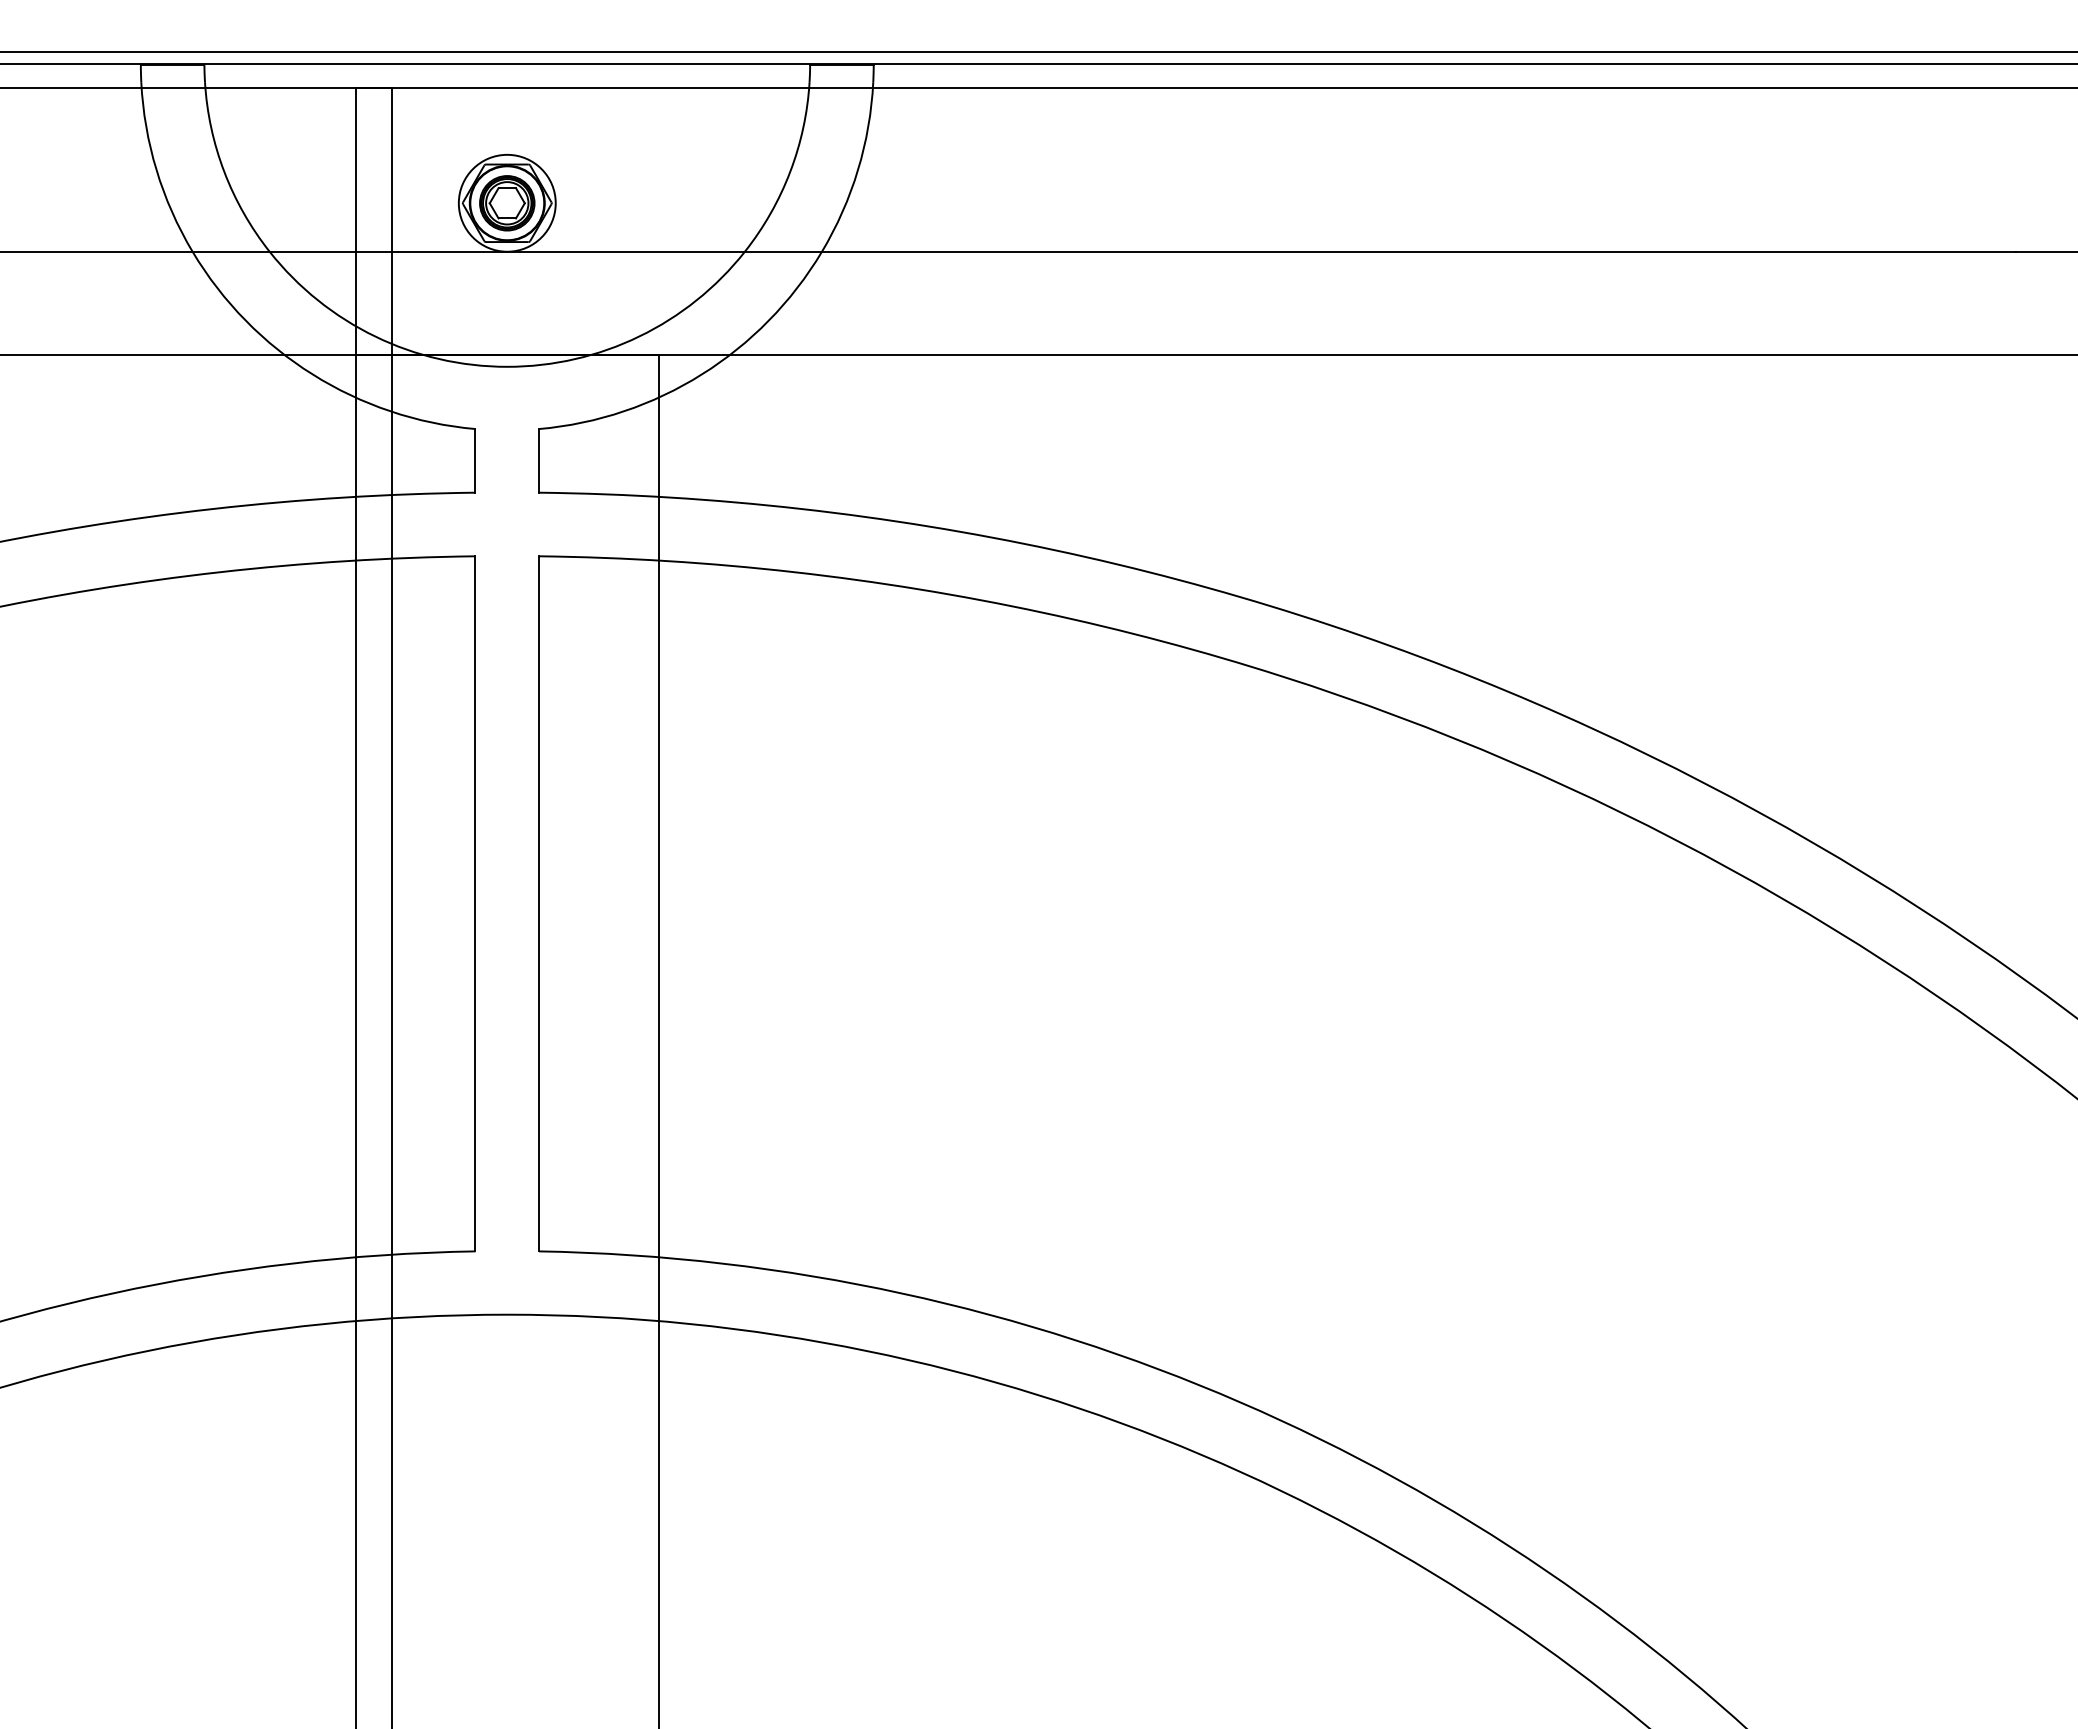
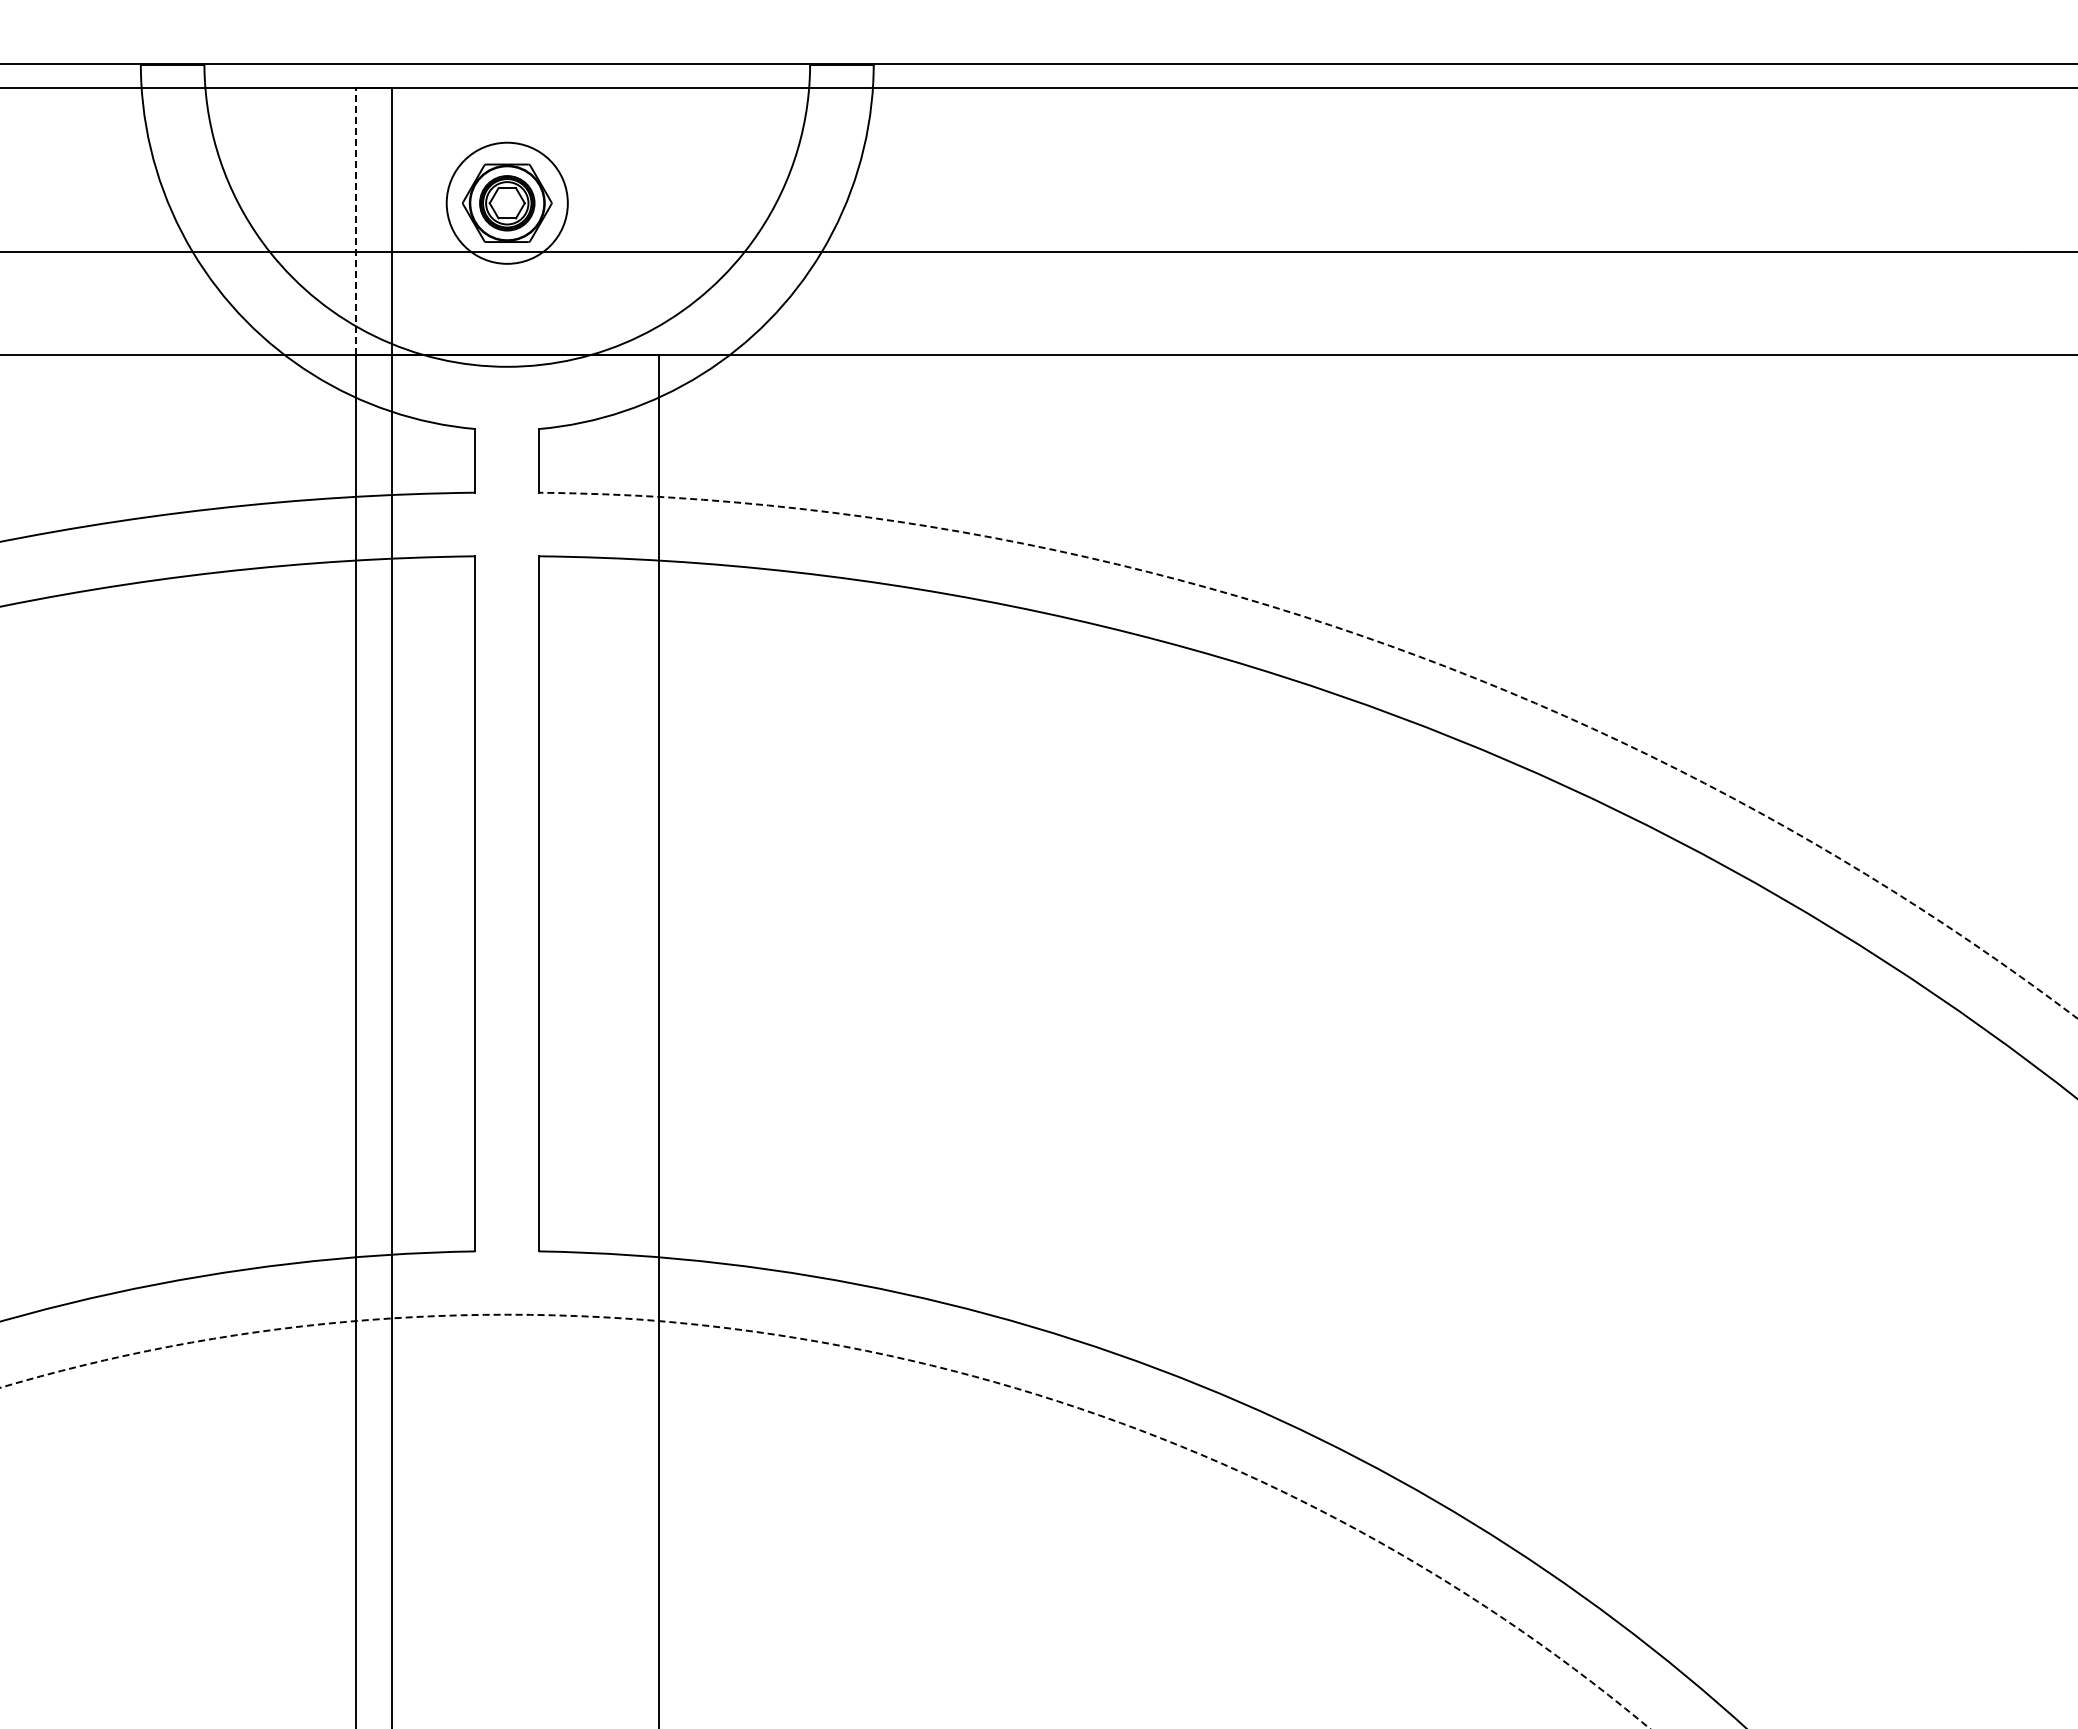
line: present -> none (1038, 51)
circle diameter: 97 px -> 121 px (506, 202)
line: solid -> dashed (355, 220)
arc: solid -> dashed (1351, 632)
circle: solid -> dashed (824, 1521)
